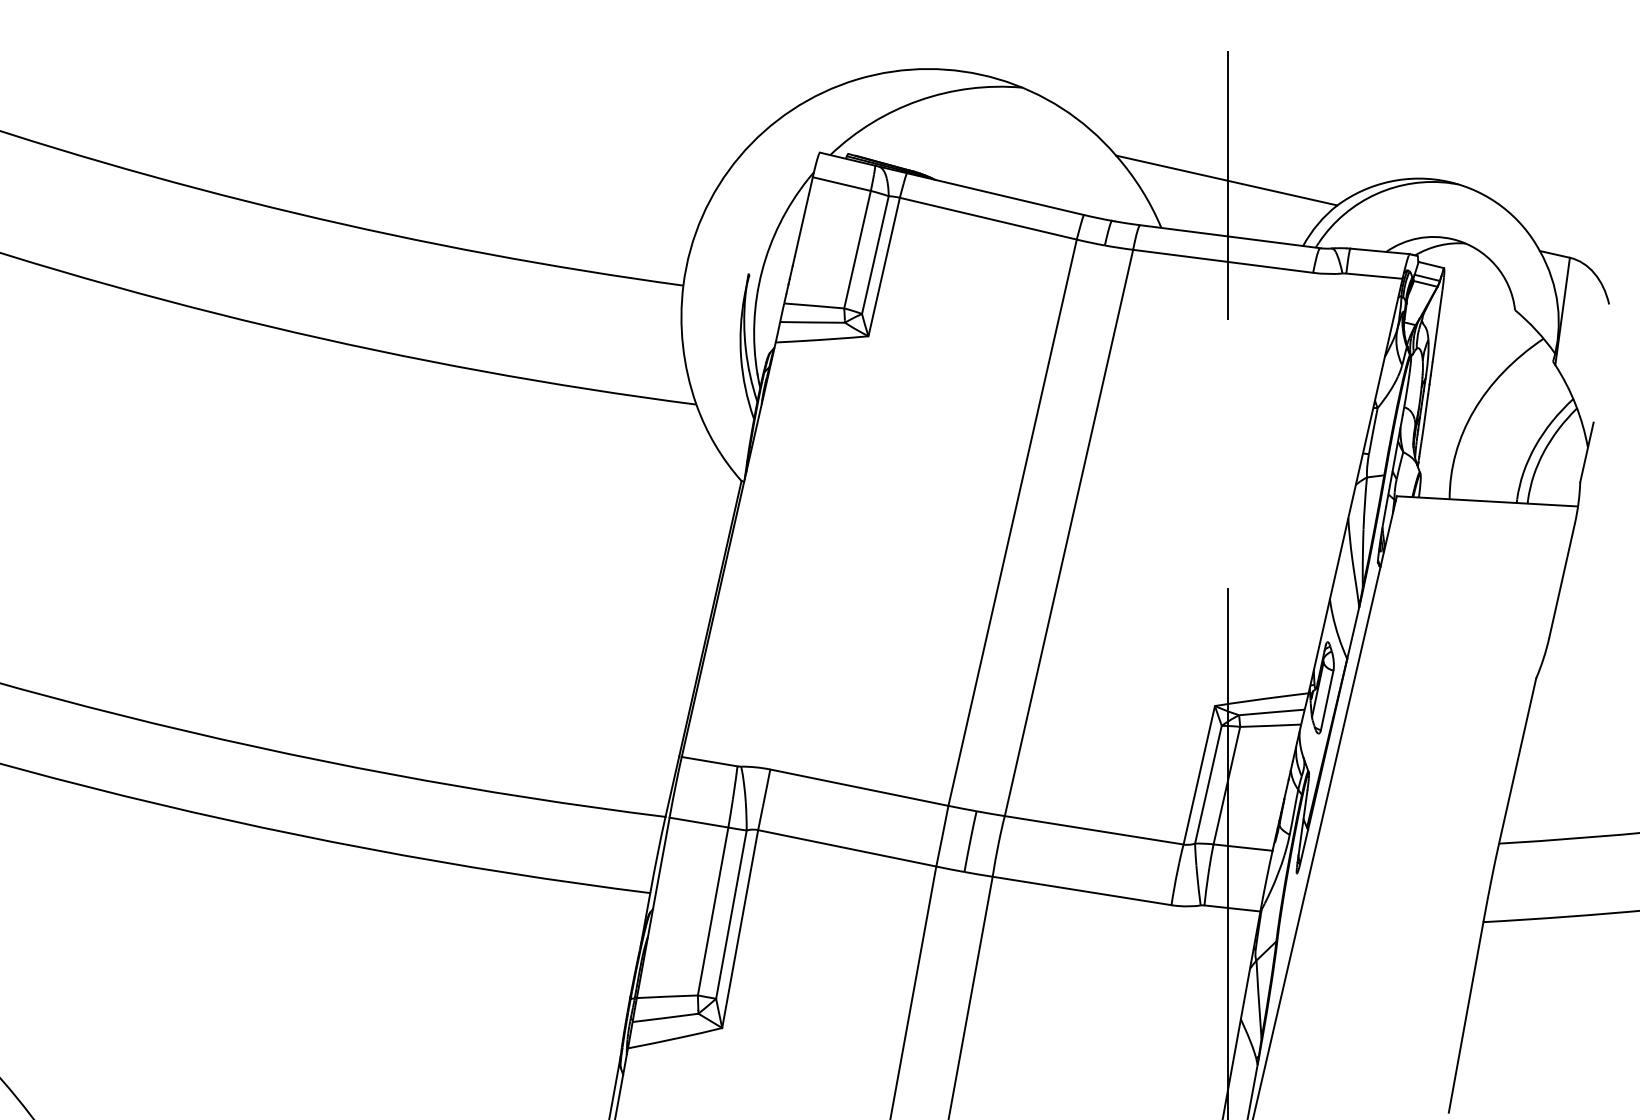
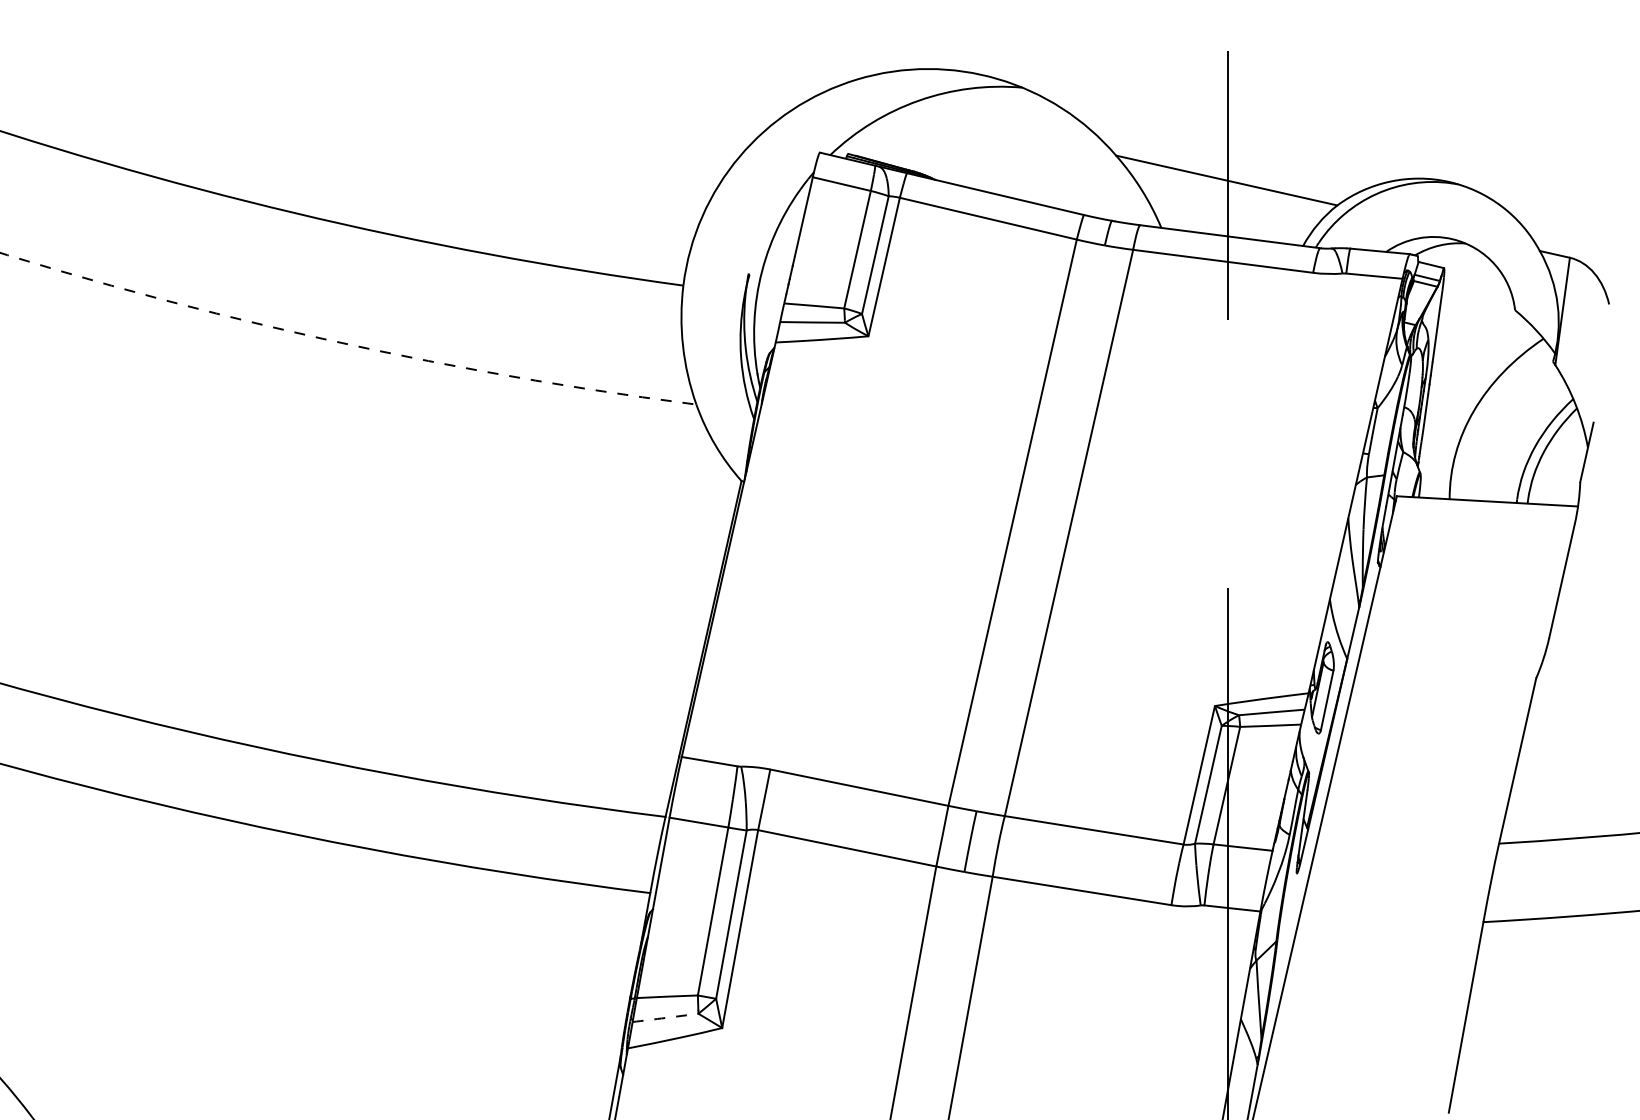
arc: solid -> dashed (345, 343)
arc: solid -> dashed (665, 1017)
